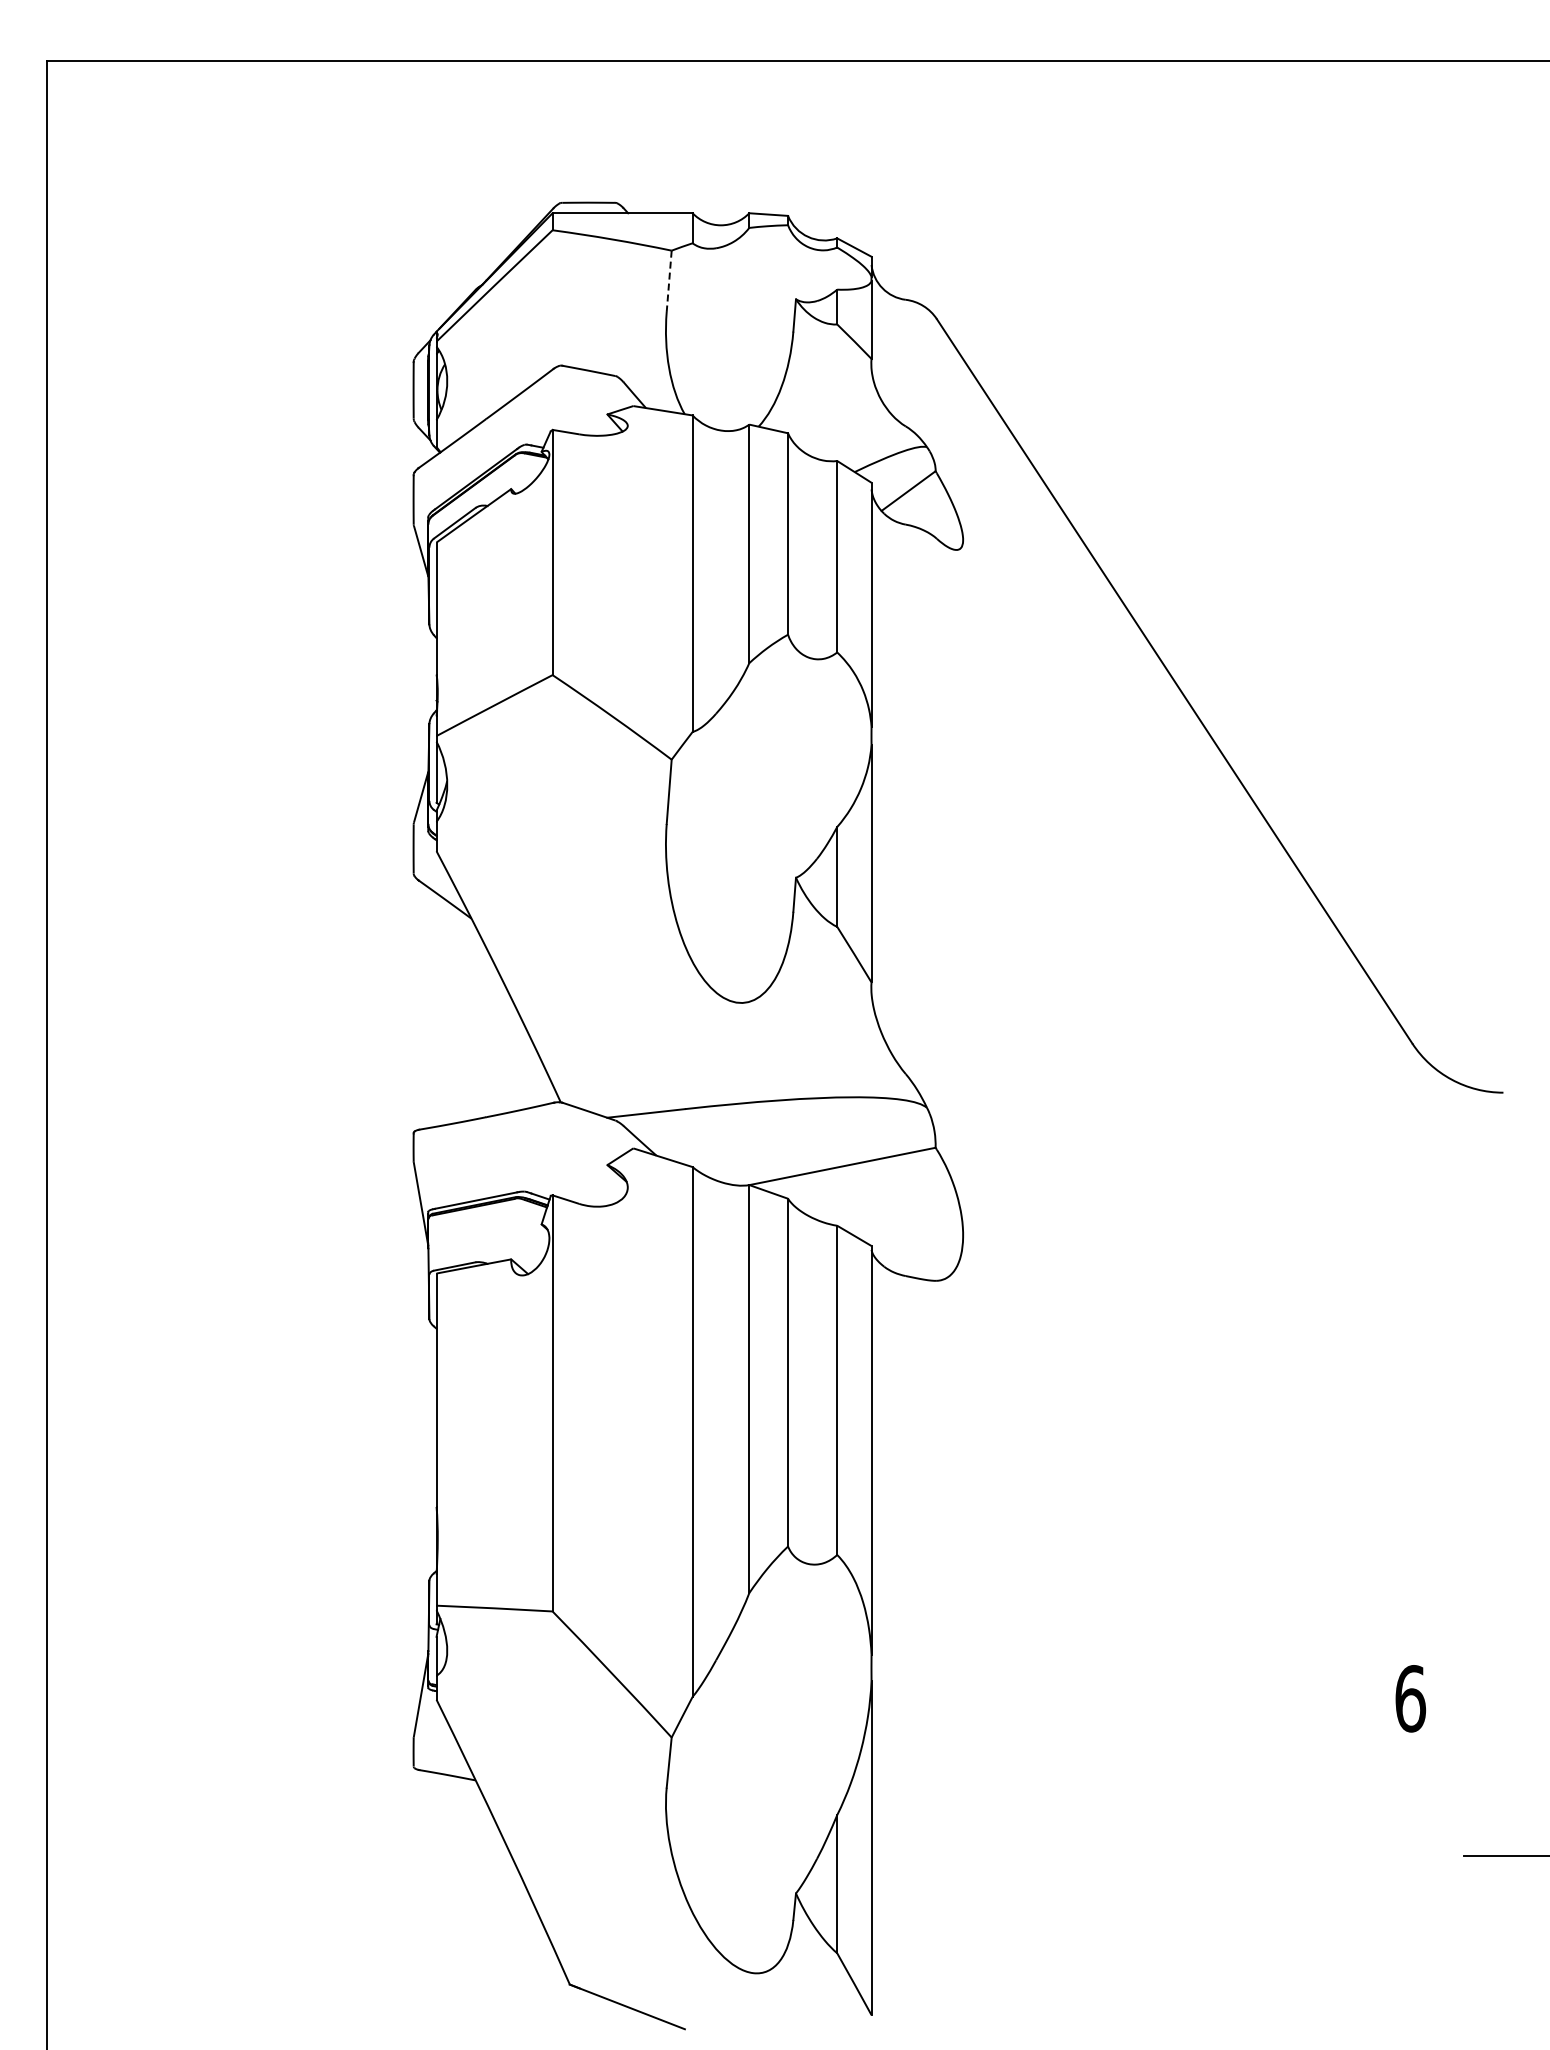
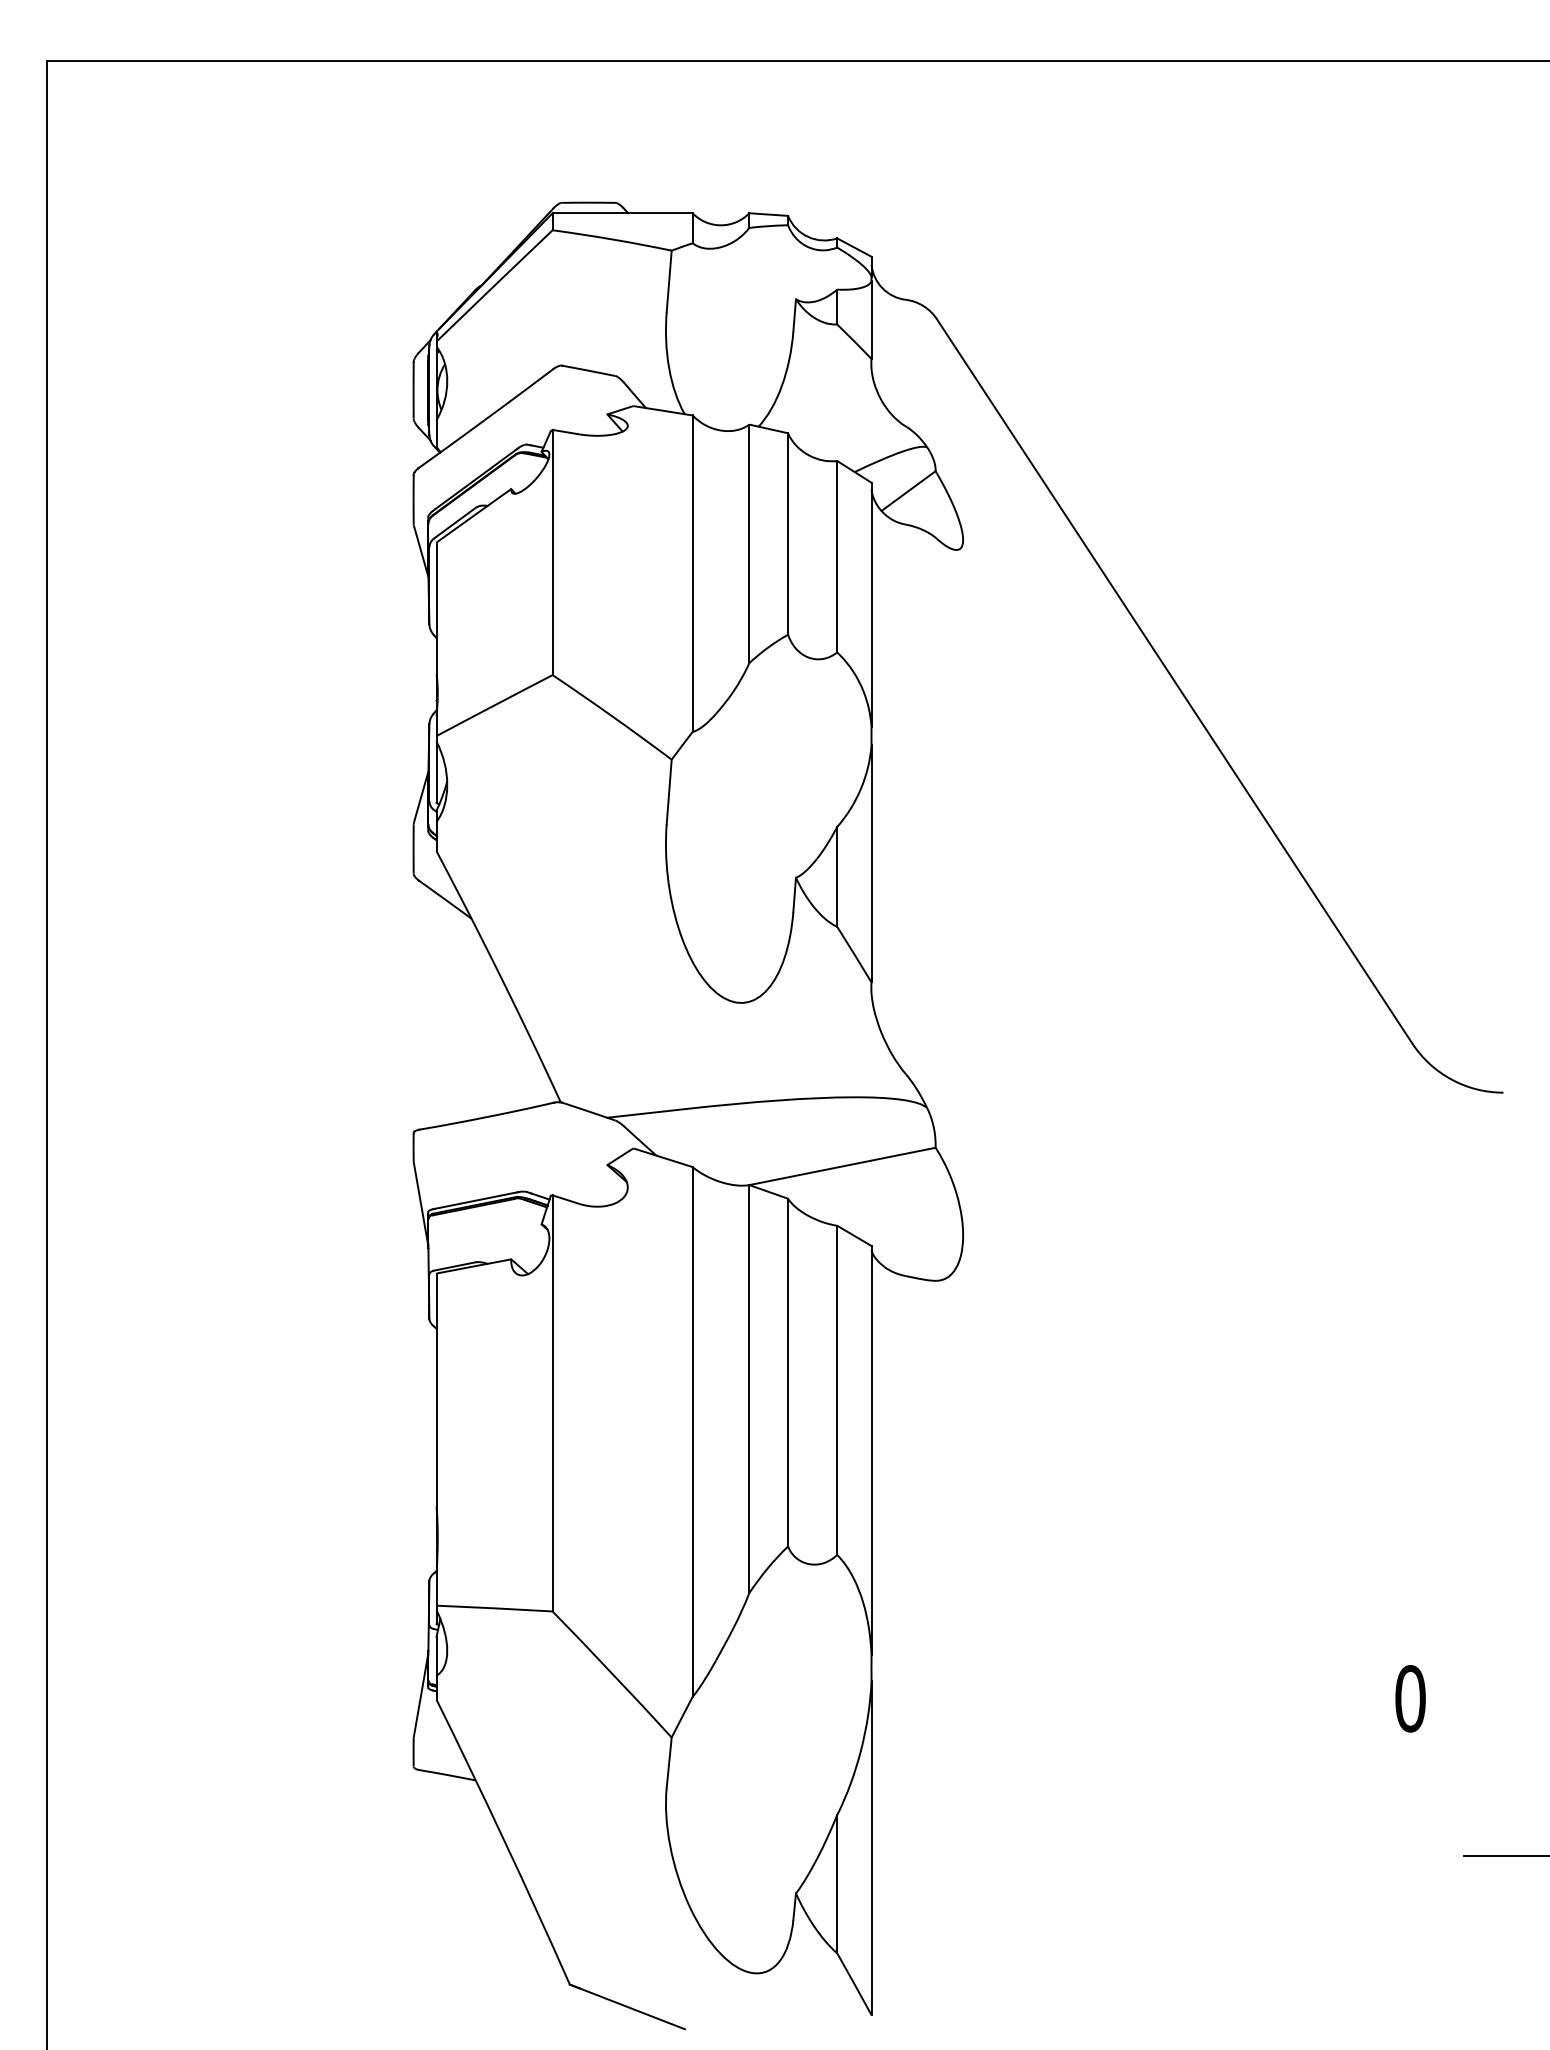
line: dashed -> solid (669, 281)
text: 6 -> 0 (1410, 1698)
